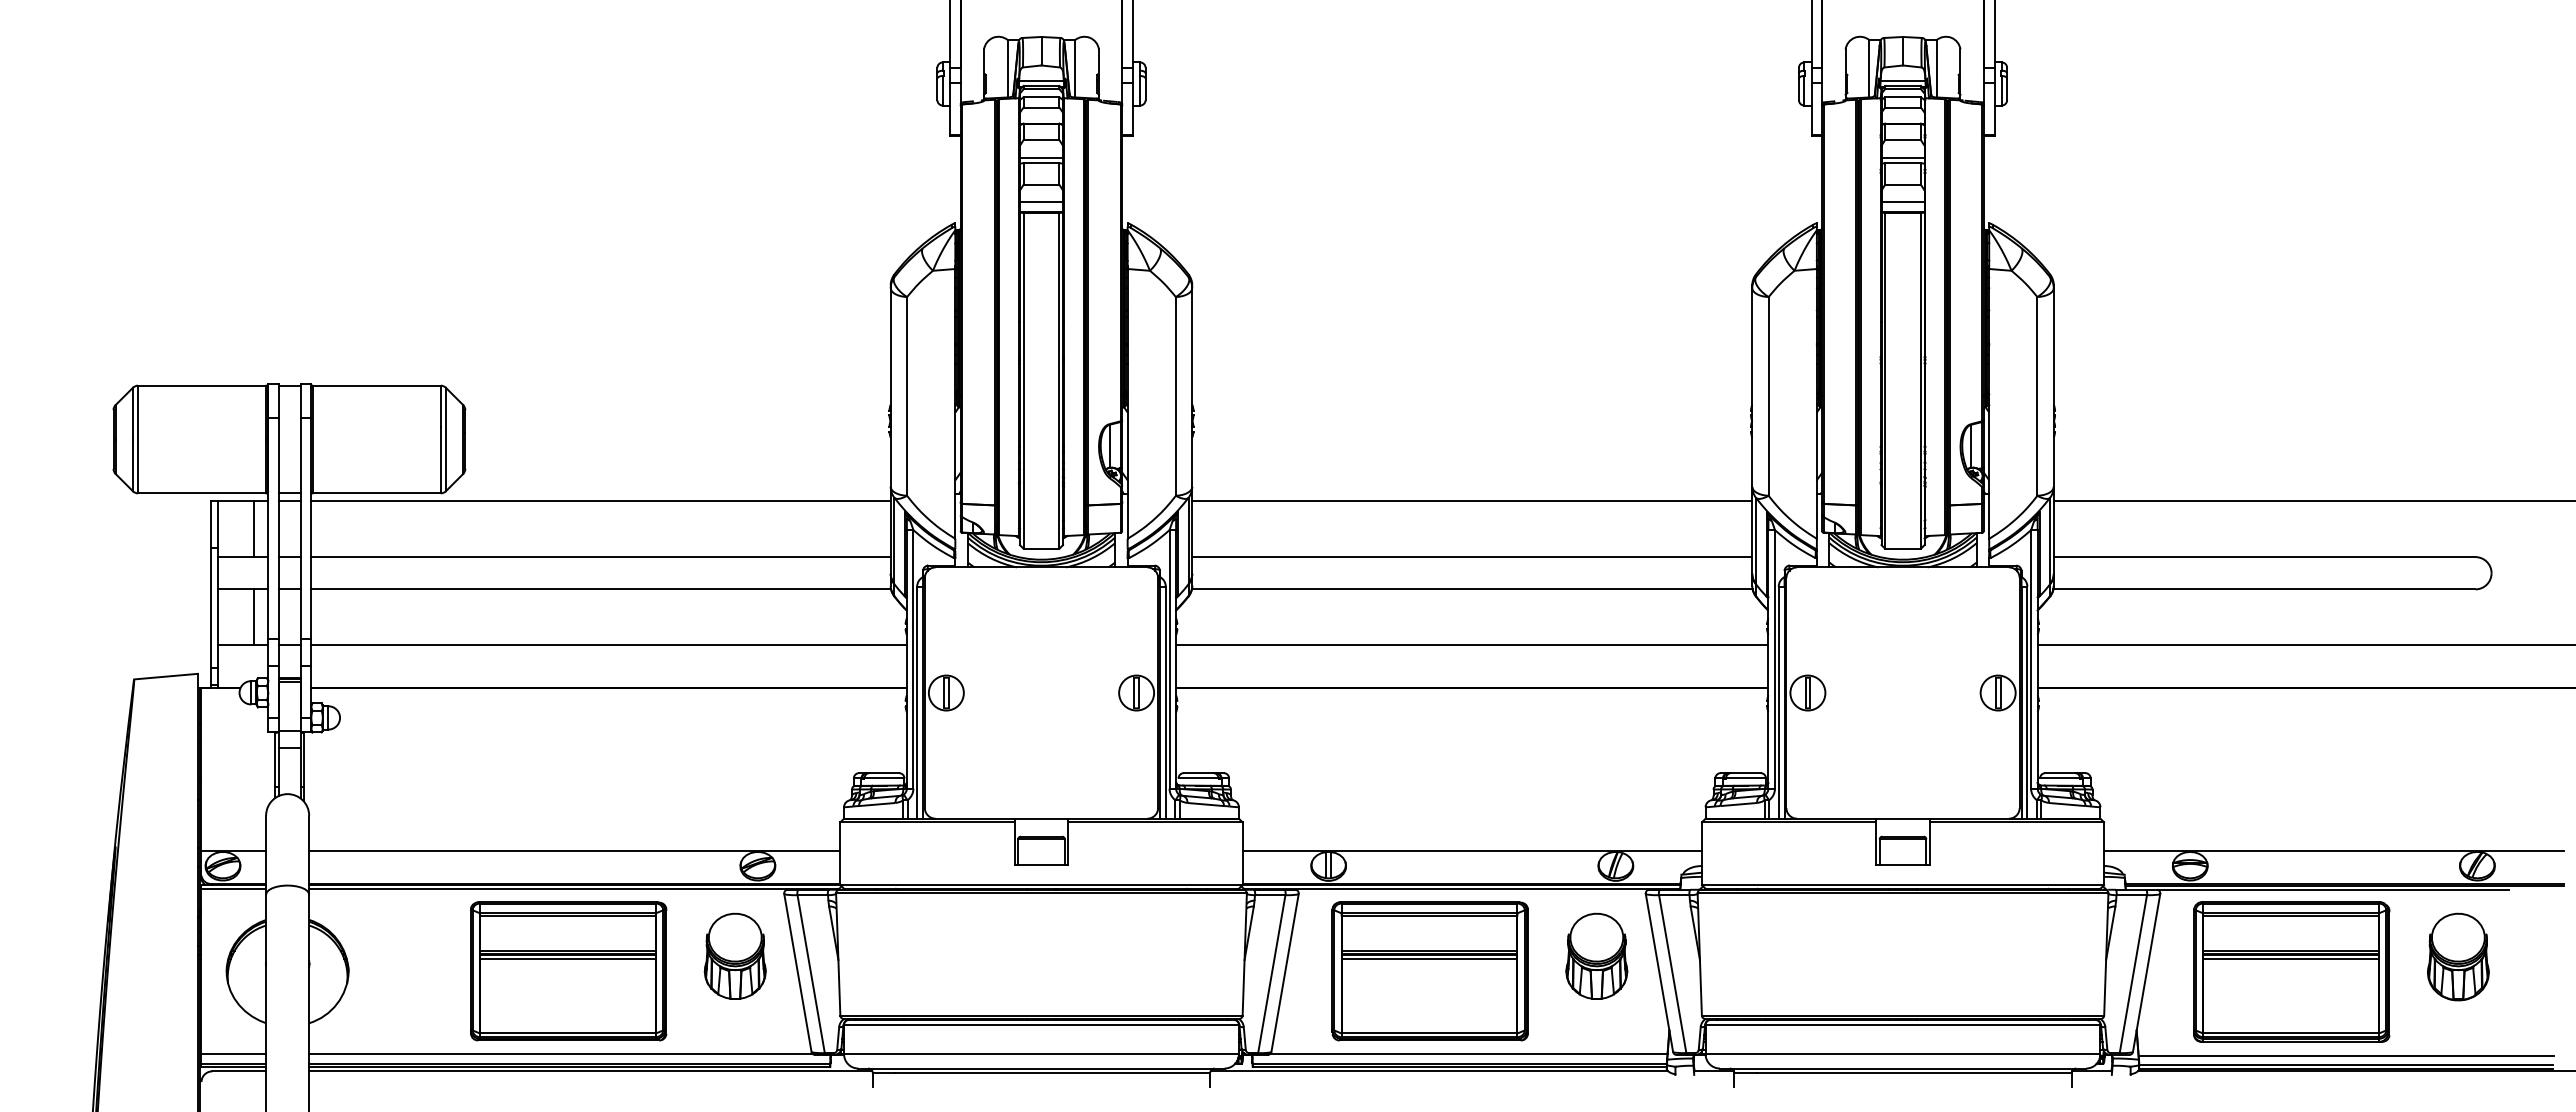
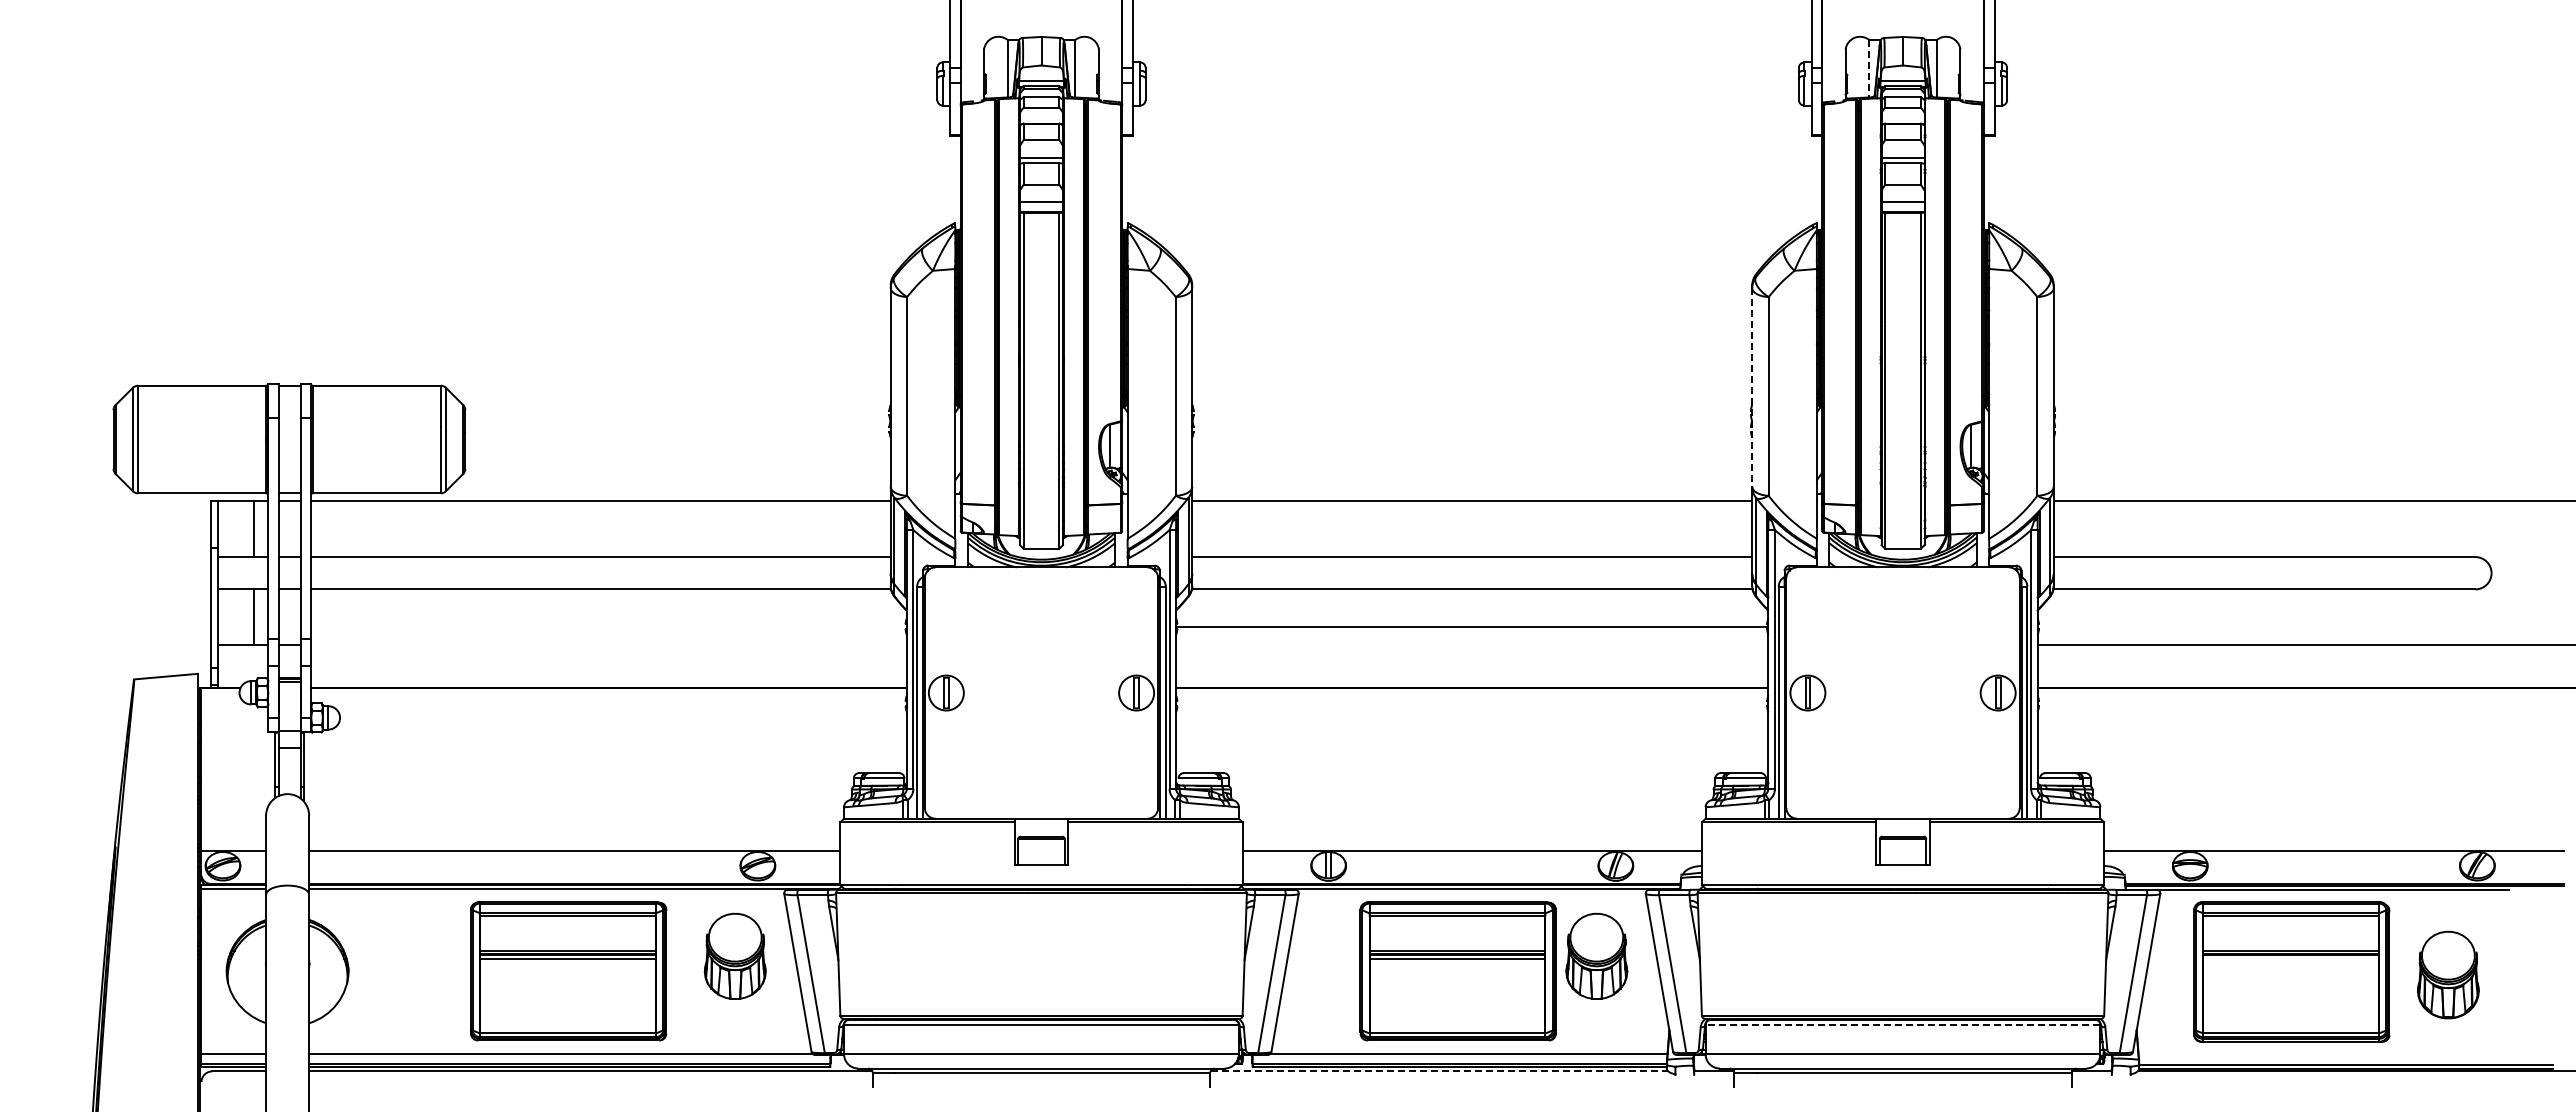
line: solid -> dashed (1869, 68)
line: solid -> dashed (1752, 388)
line: present -> none (608, 645)
line position: (1472, 645) -> (1472, 627) (1472, 627)
part position: (2458, 956) -> (2448, 974) (2448, 974)
line: present -> none (2290, 958)
part position: (1429, 971) -> (1457, 971) (1457, 971)
line: solid -> dashed (1902, 1024)
line: present -> none (2345, 1055)
line: solid -> dashed (1439, 1071)
